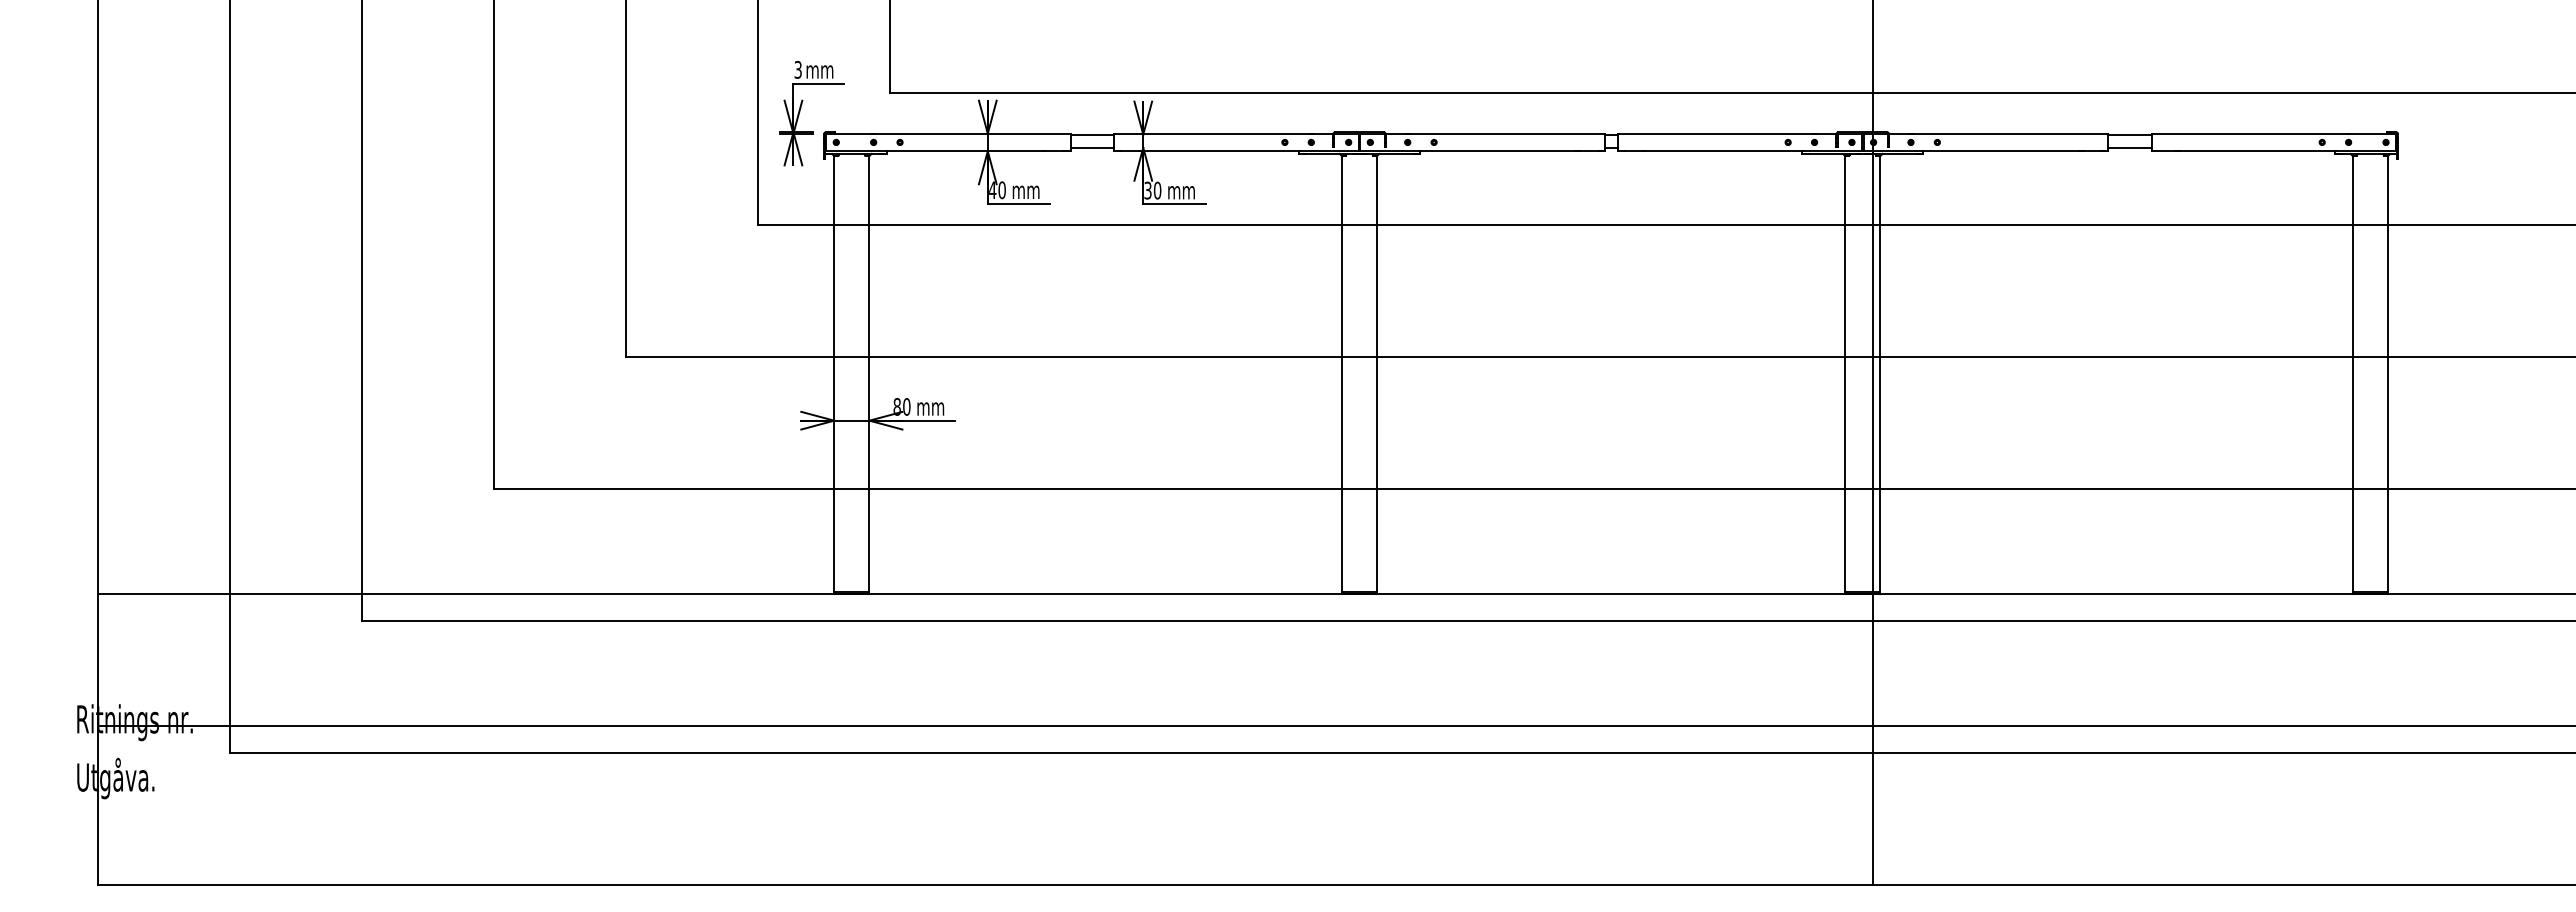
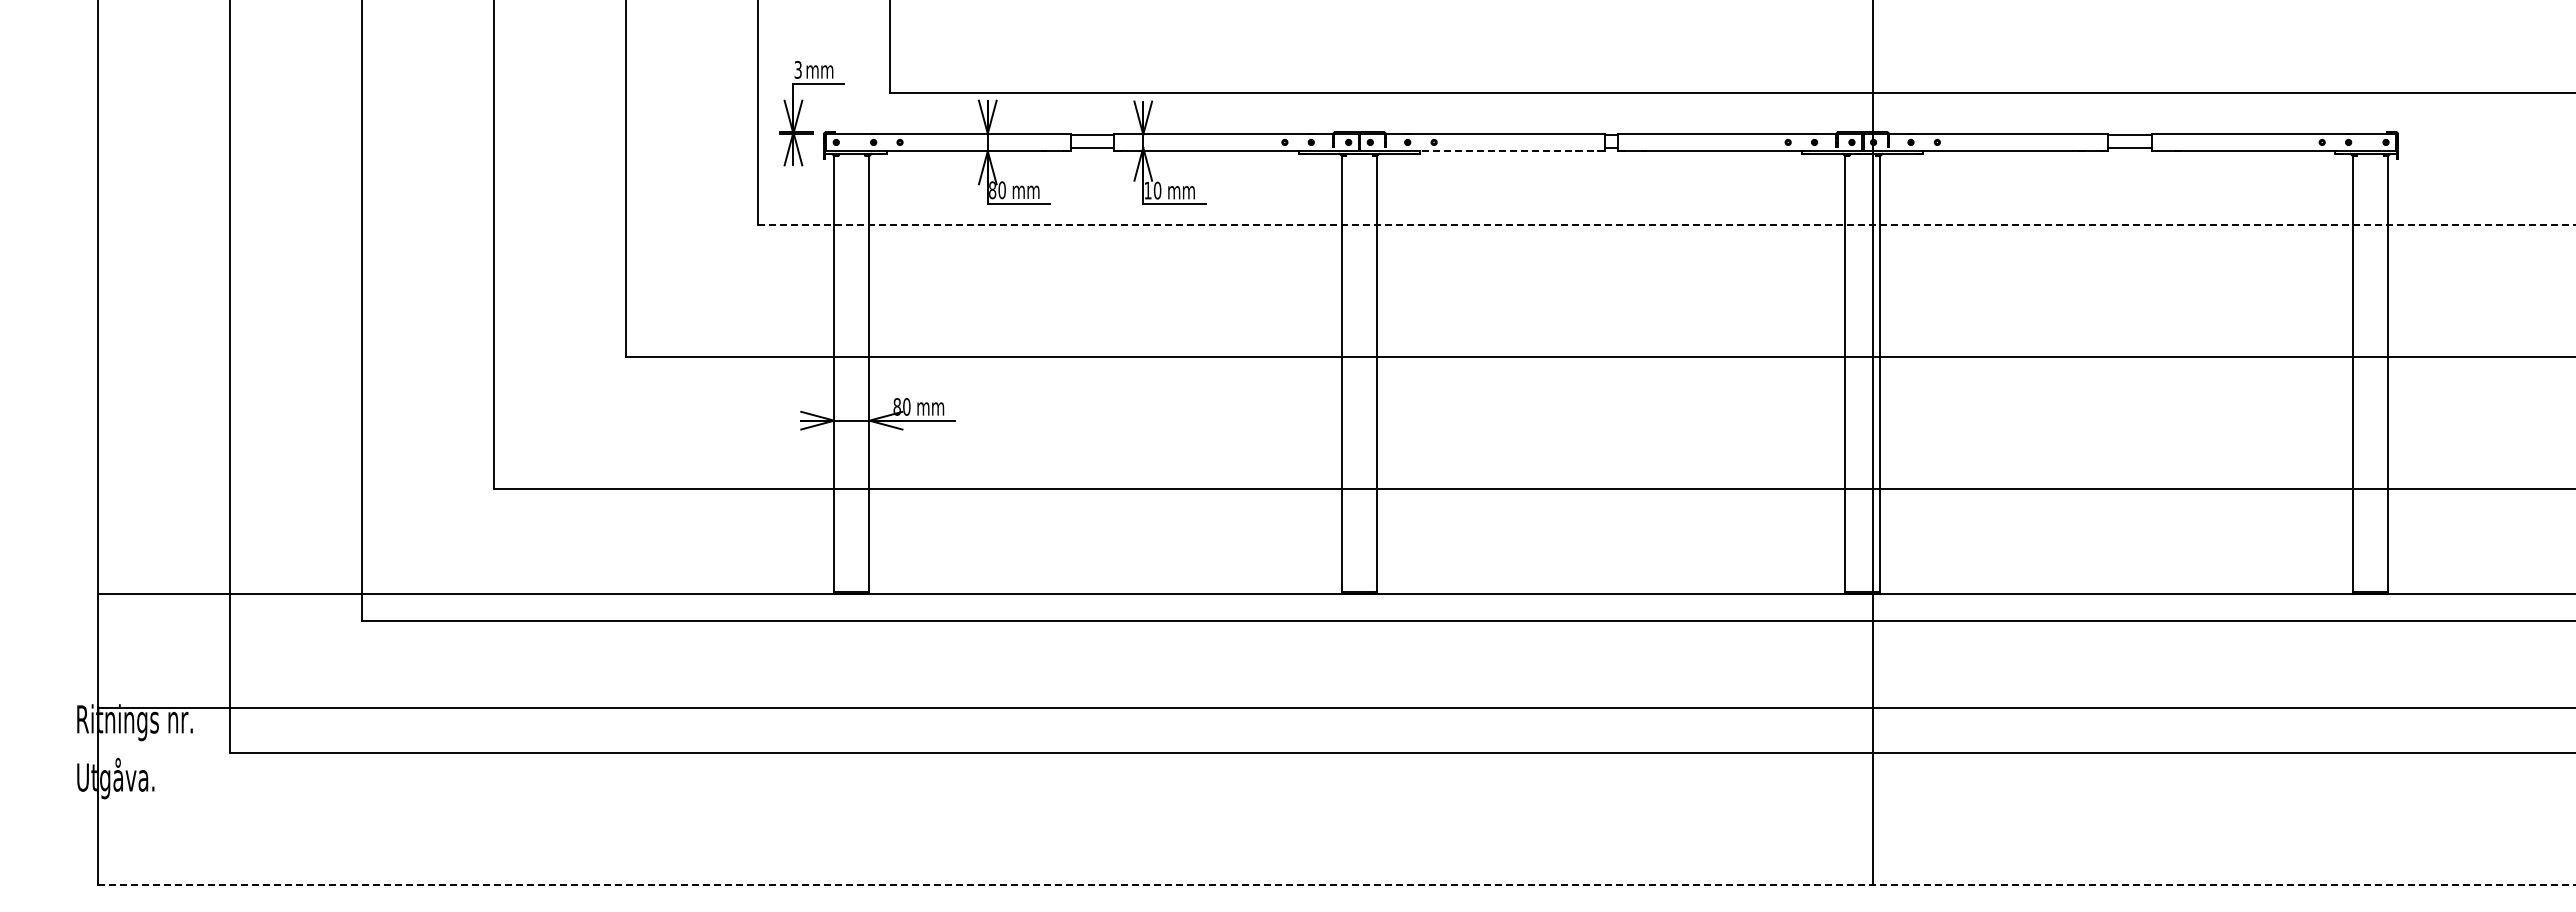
line: solid -> dashed (1511, 151)
text: 40 -> 80 (992, 190)
text: 30 -> 10 (1147, 190)
line: solid -> dashed (1666, 224)
line position: (1335, 726) -> (1335, 708) (1335, 708)
line: solid -> dashed (1336, 884)
